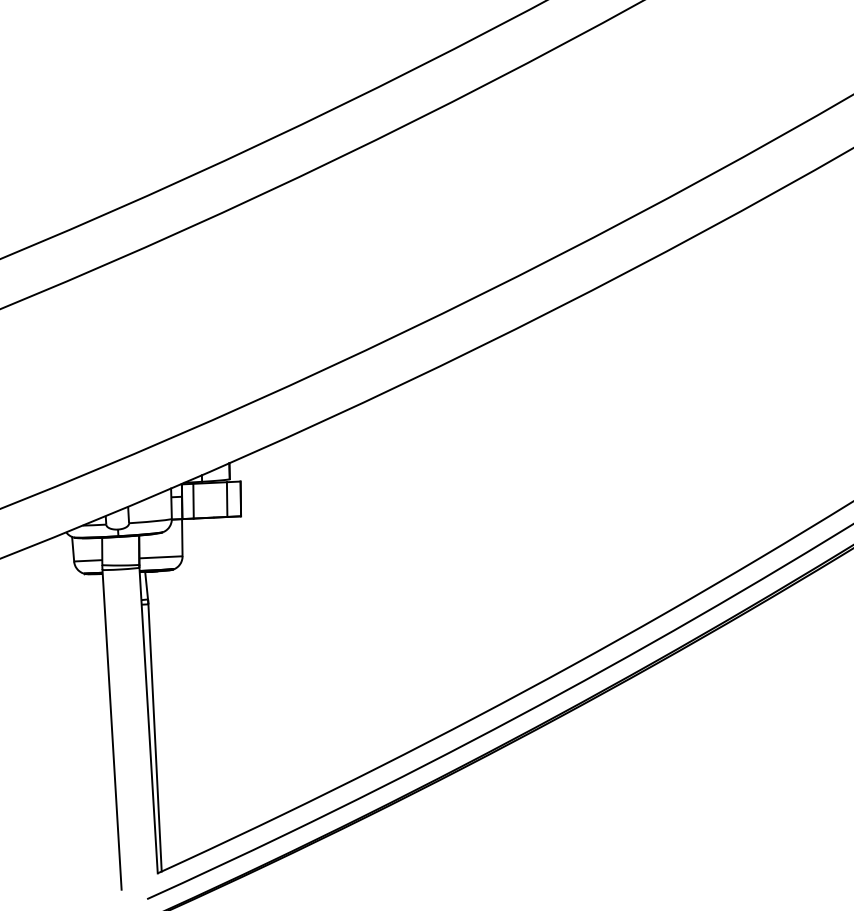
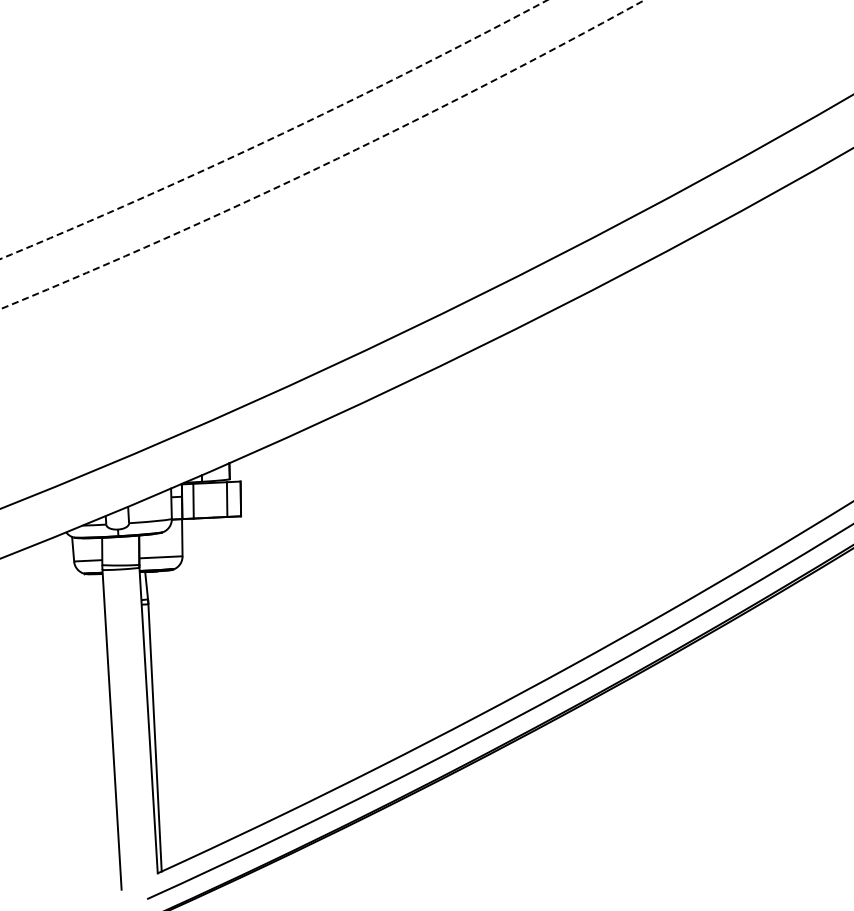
arc: solid -> dashed (277, 136)
arc: solid -> dashed (326, 163)
